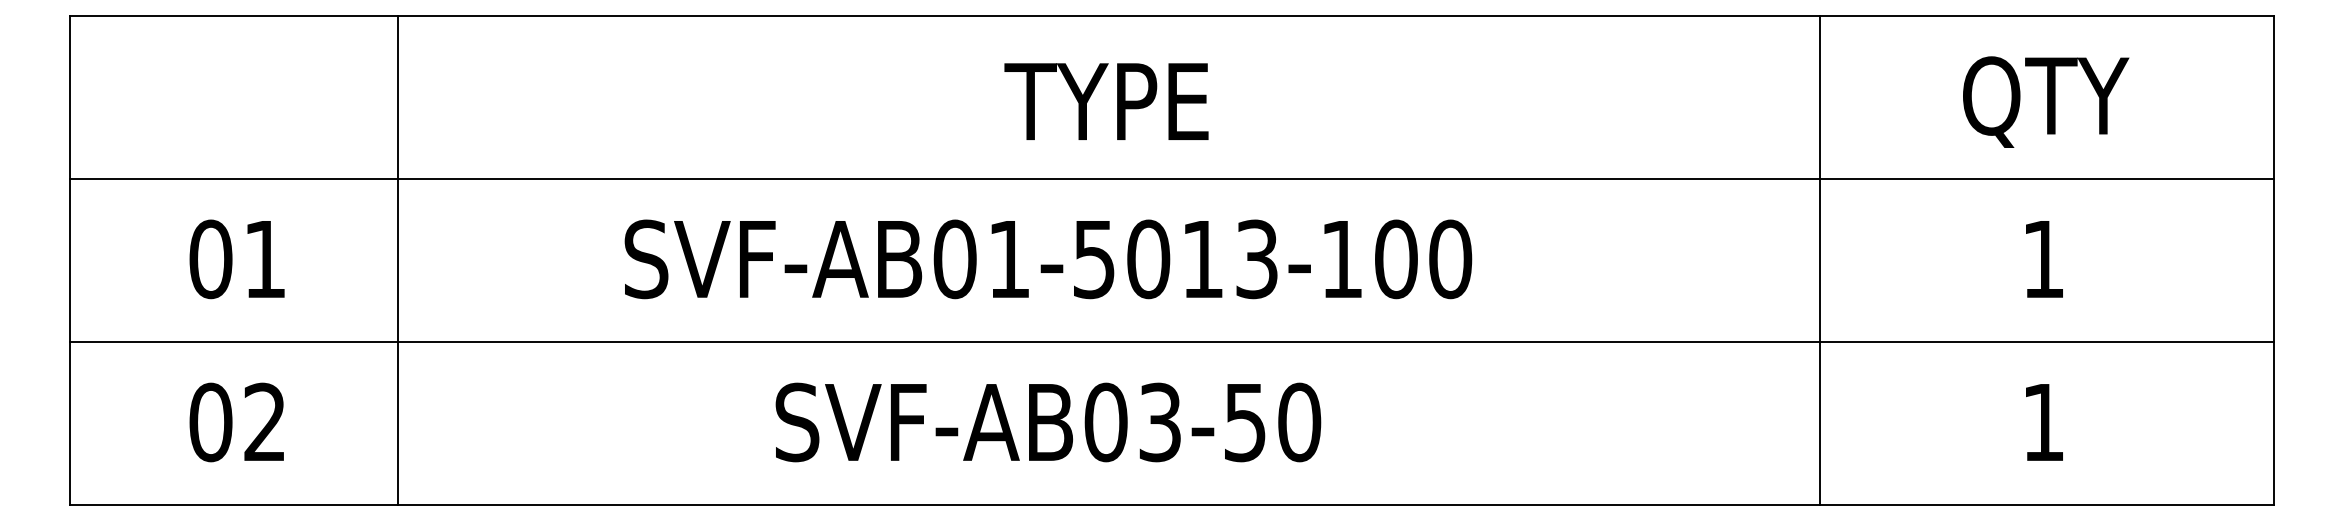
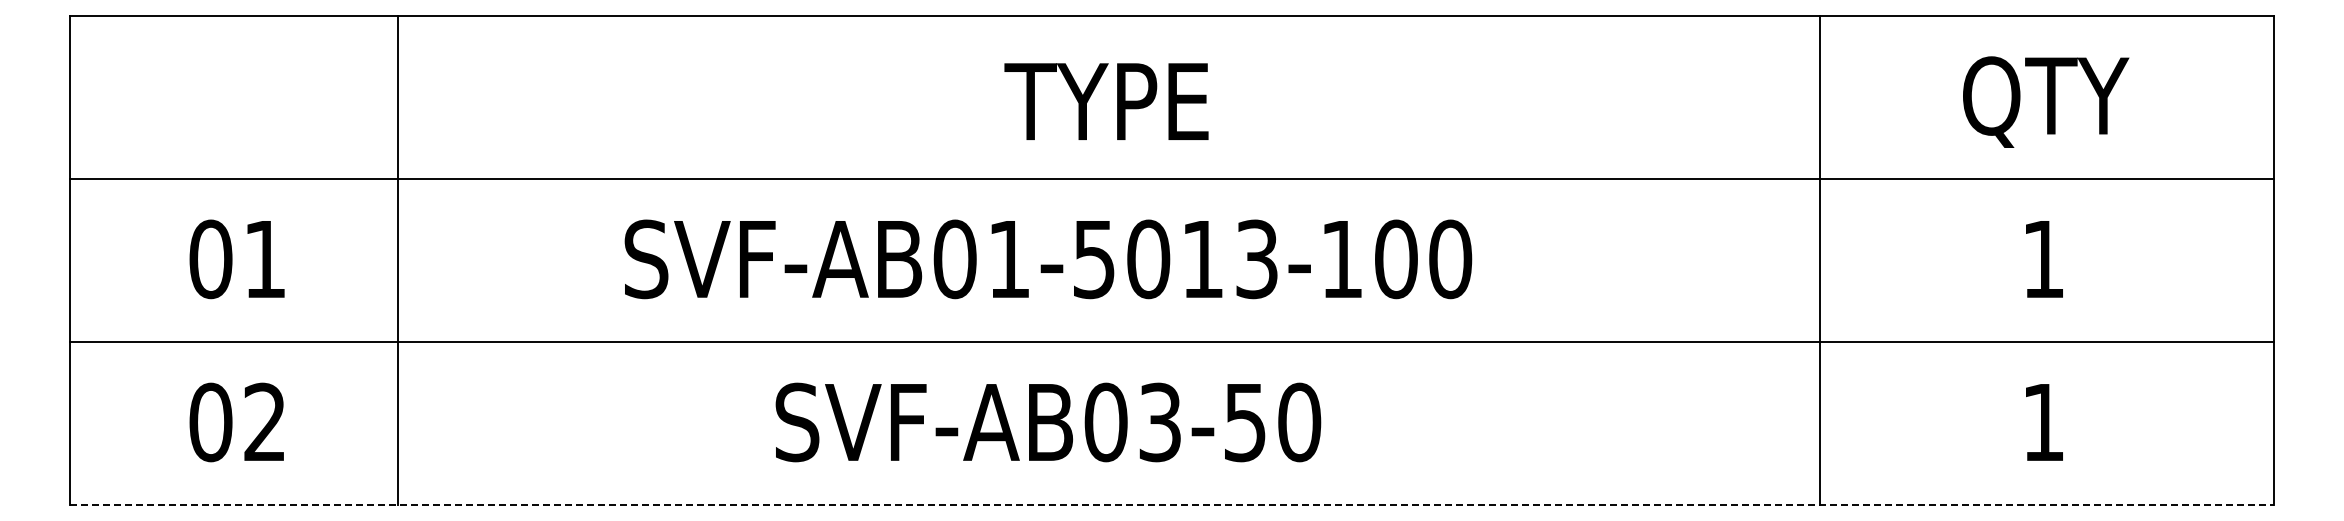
line: solid -> dashed (1171, 505)
